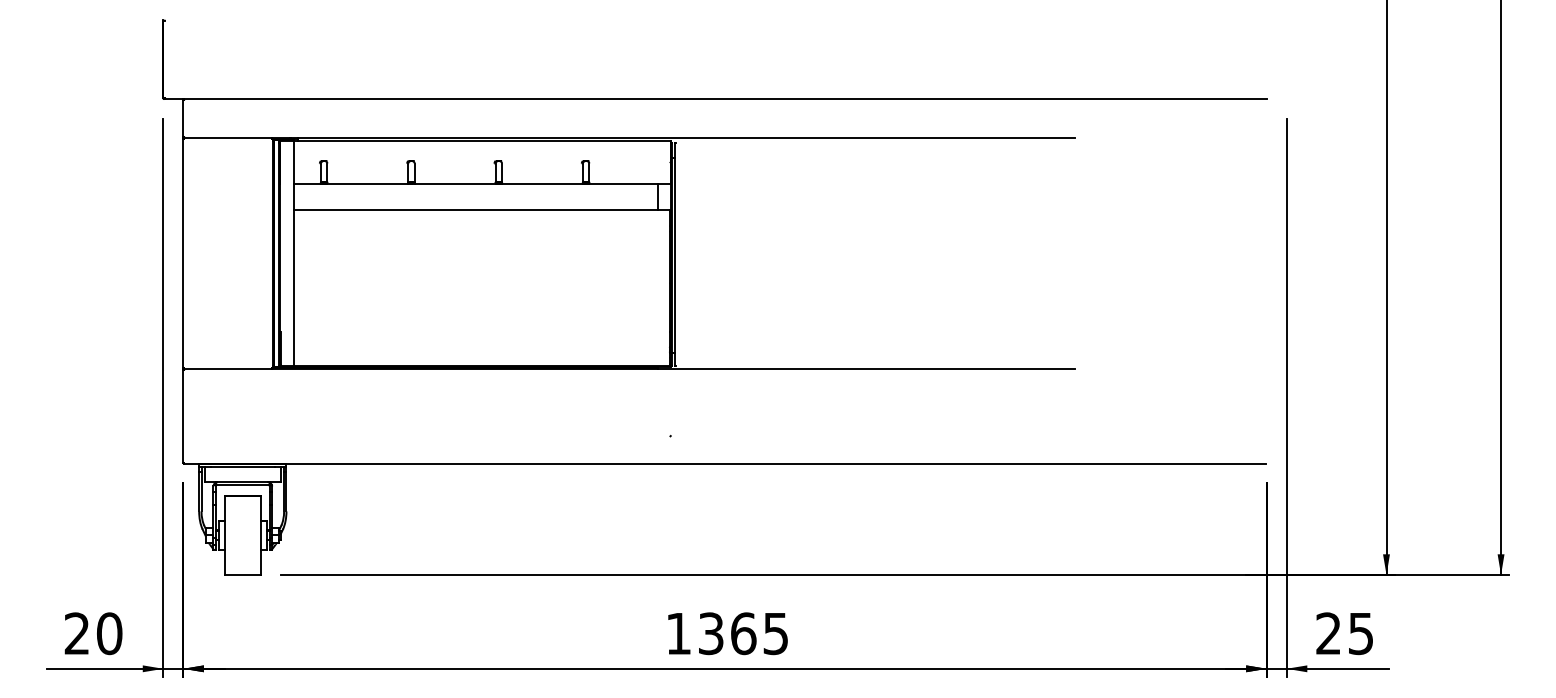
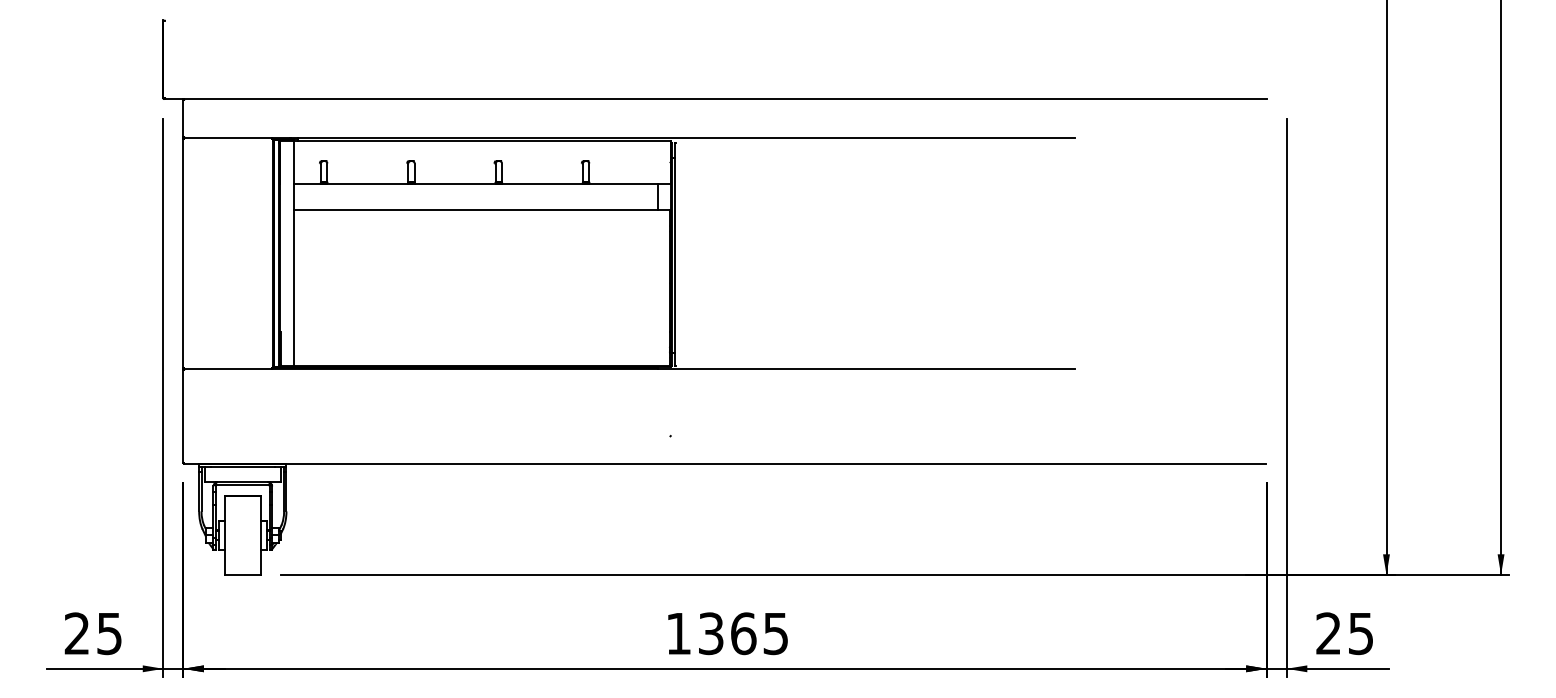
text: 20 -> 25 (109, 633)
